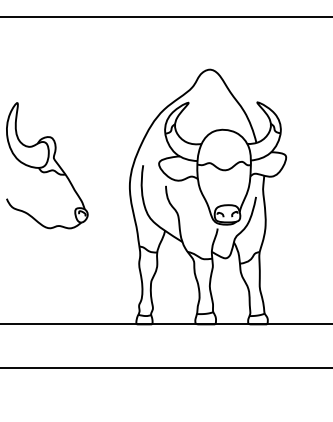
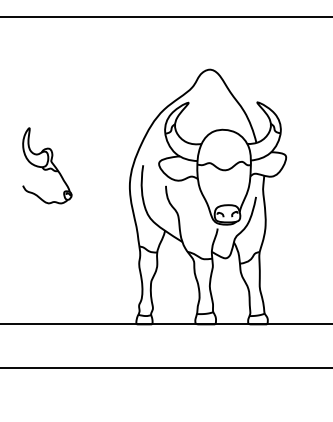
part size: 83x128 px -> 51x78 px (47, 165)
